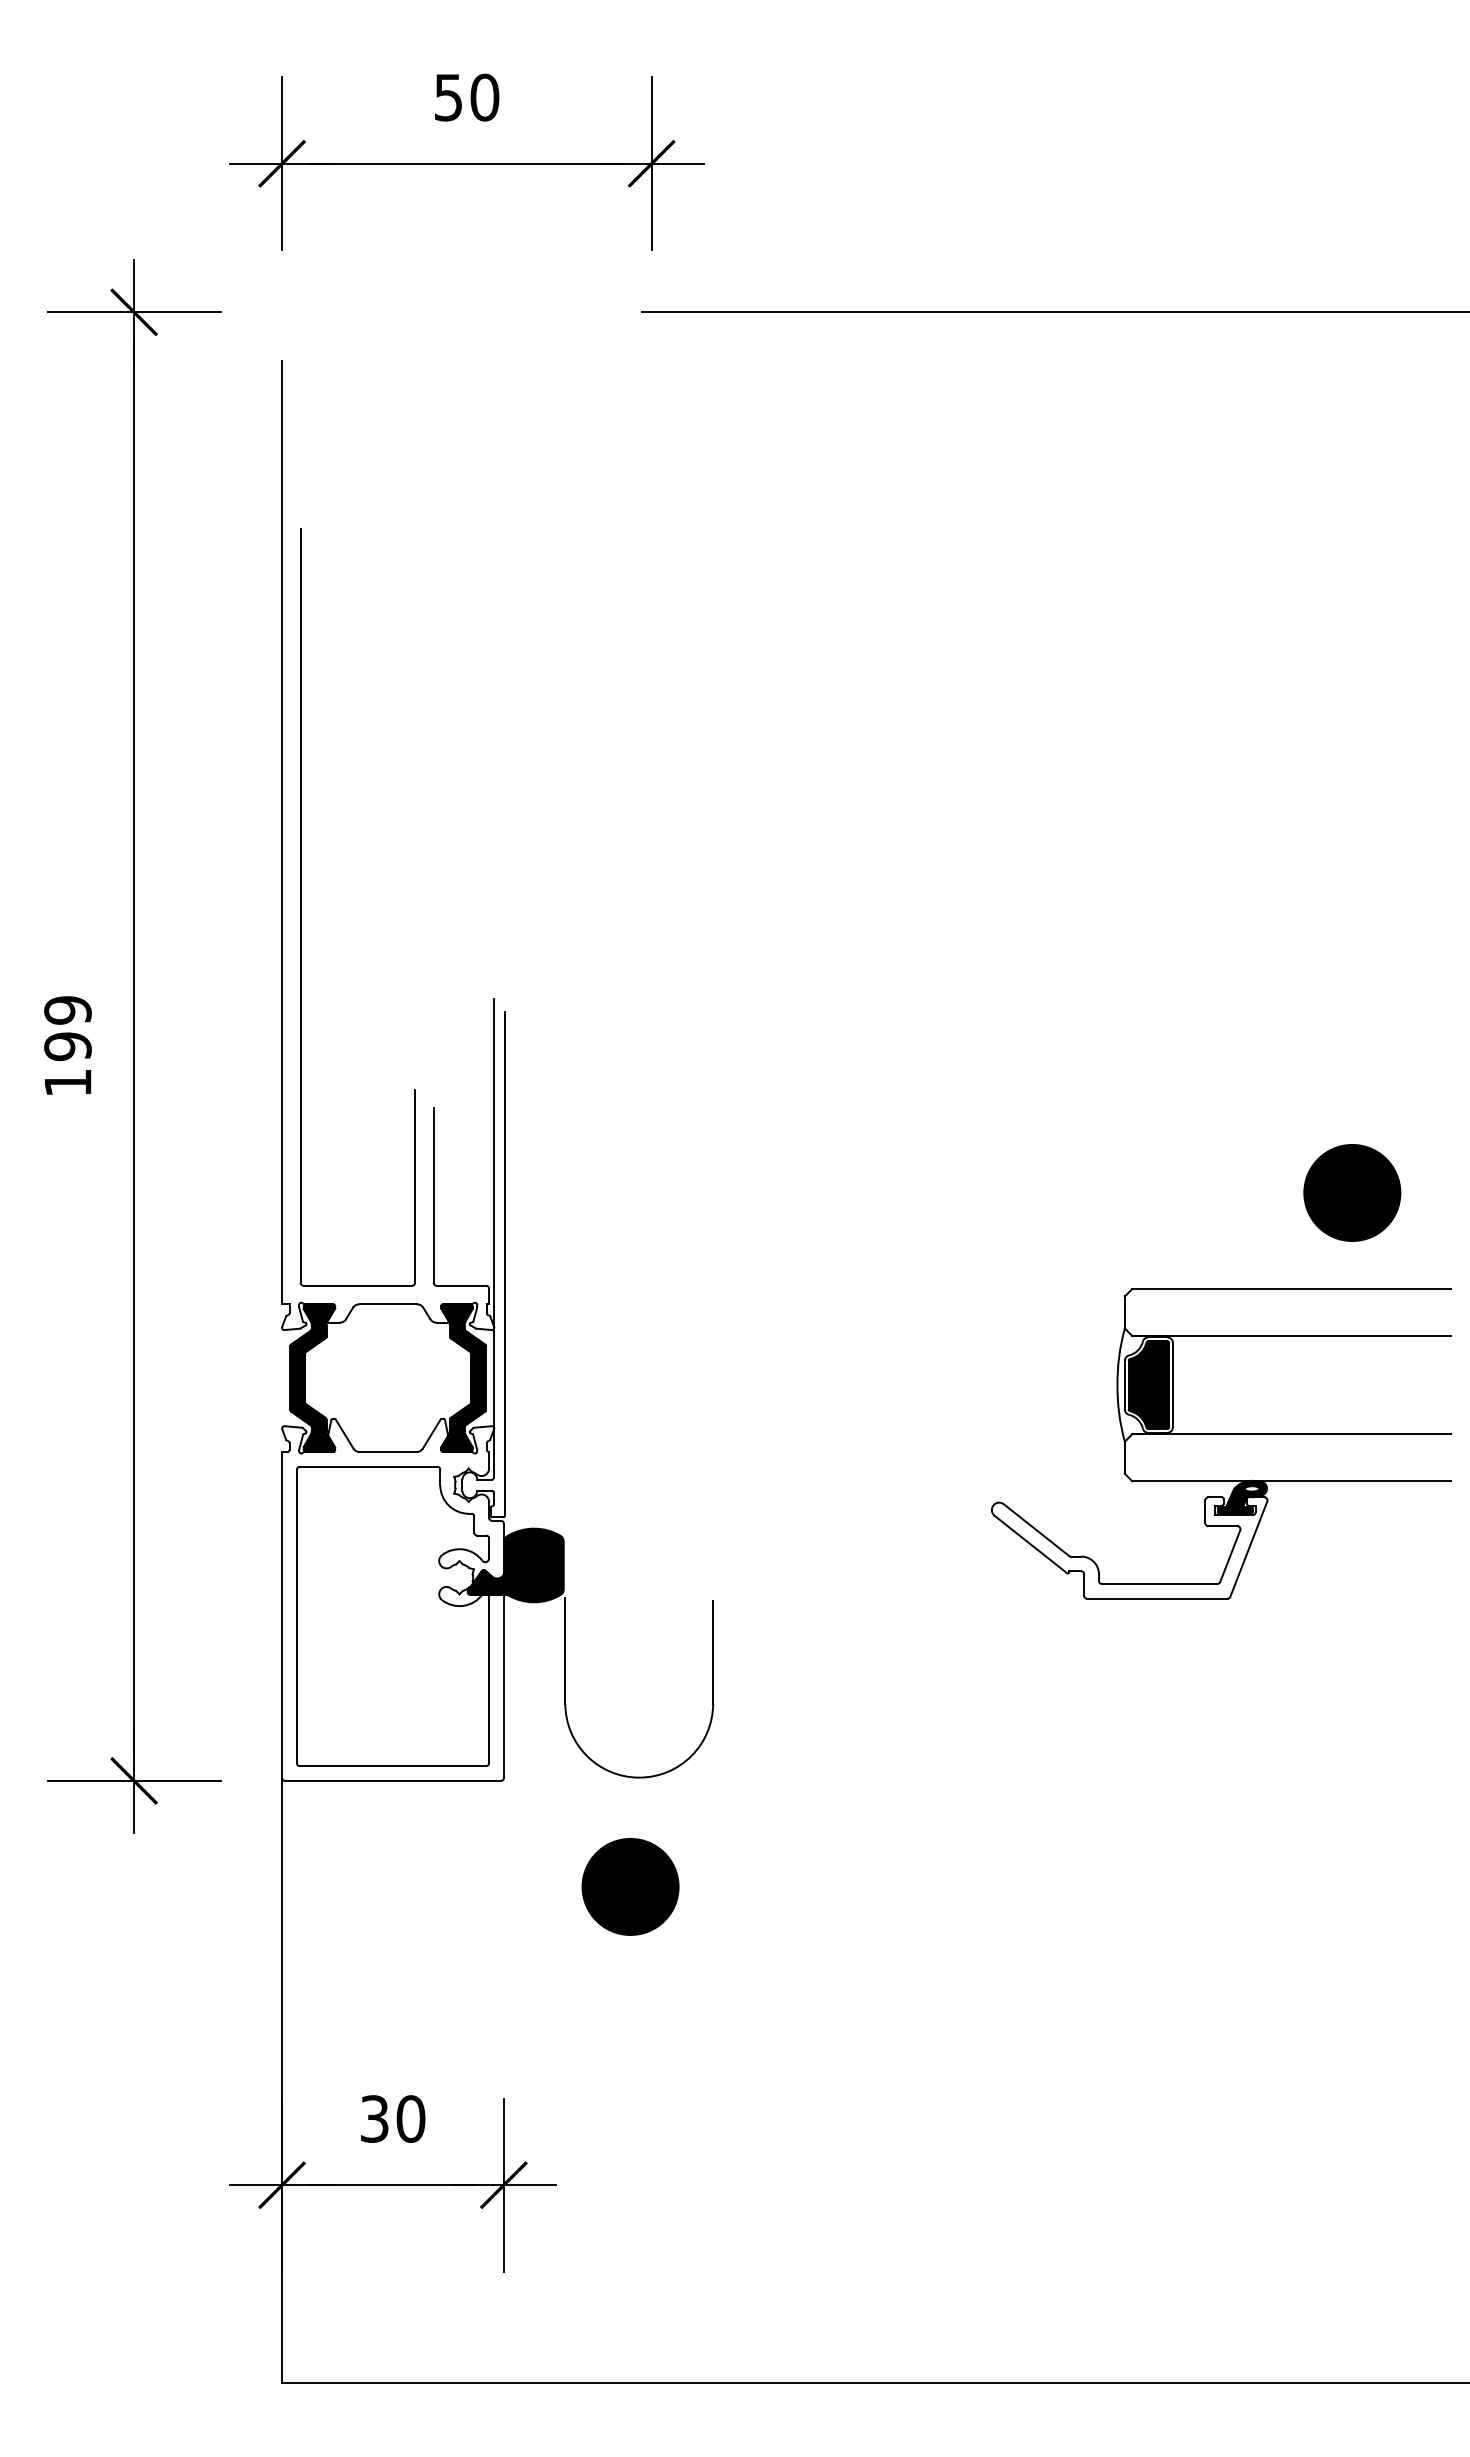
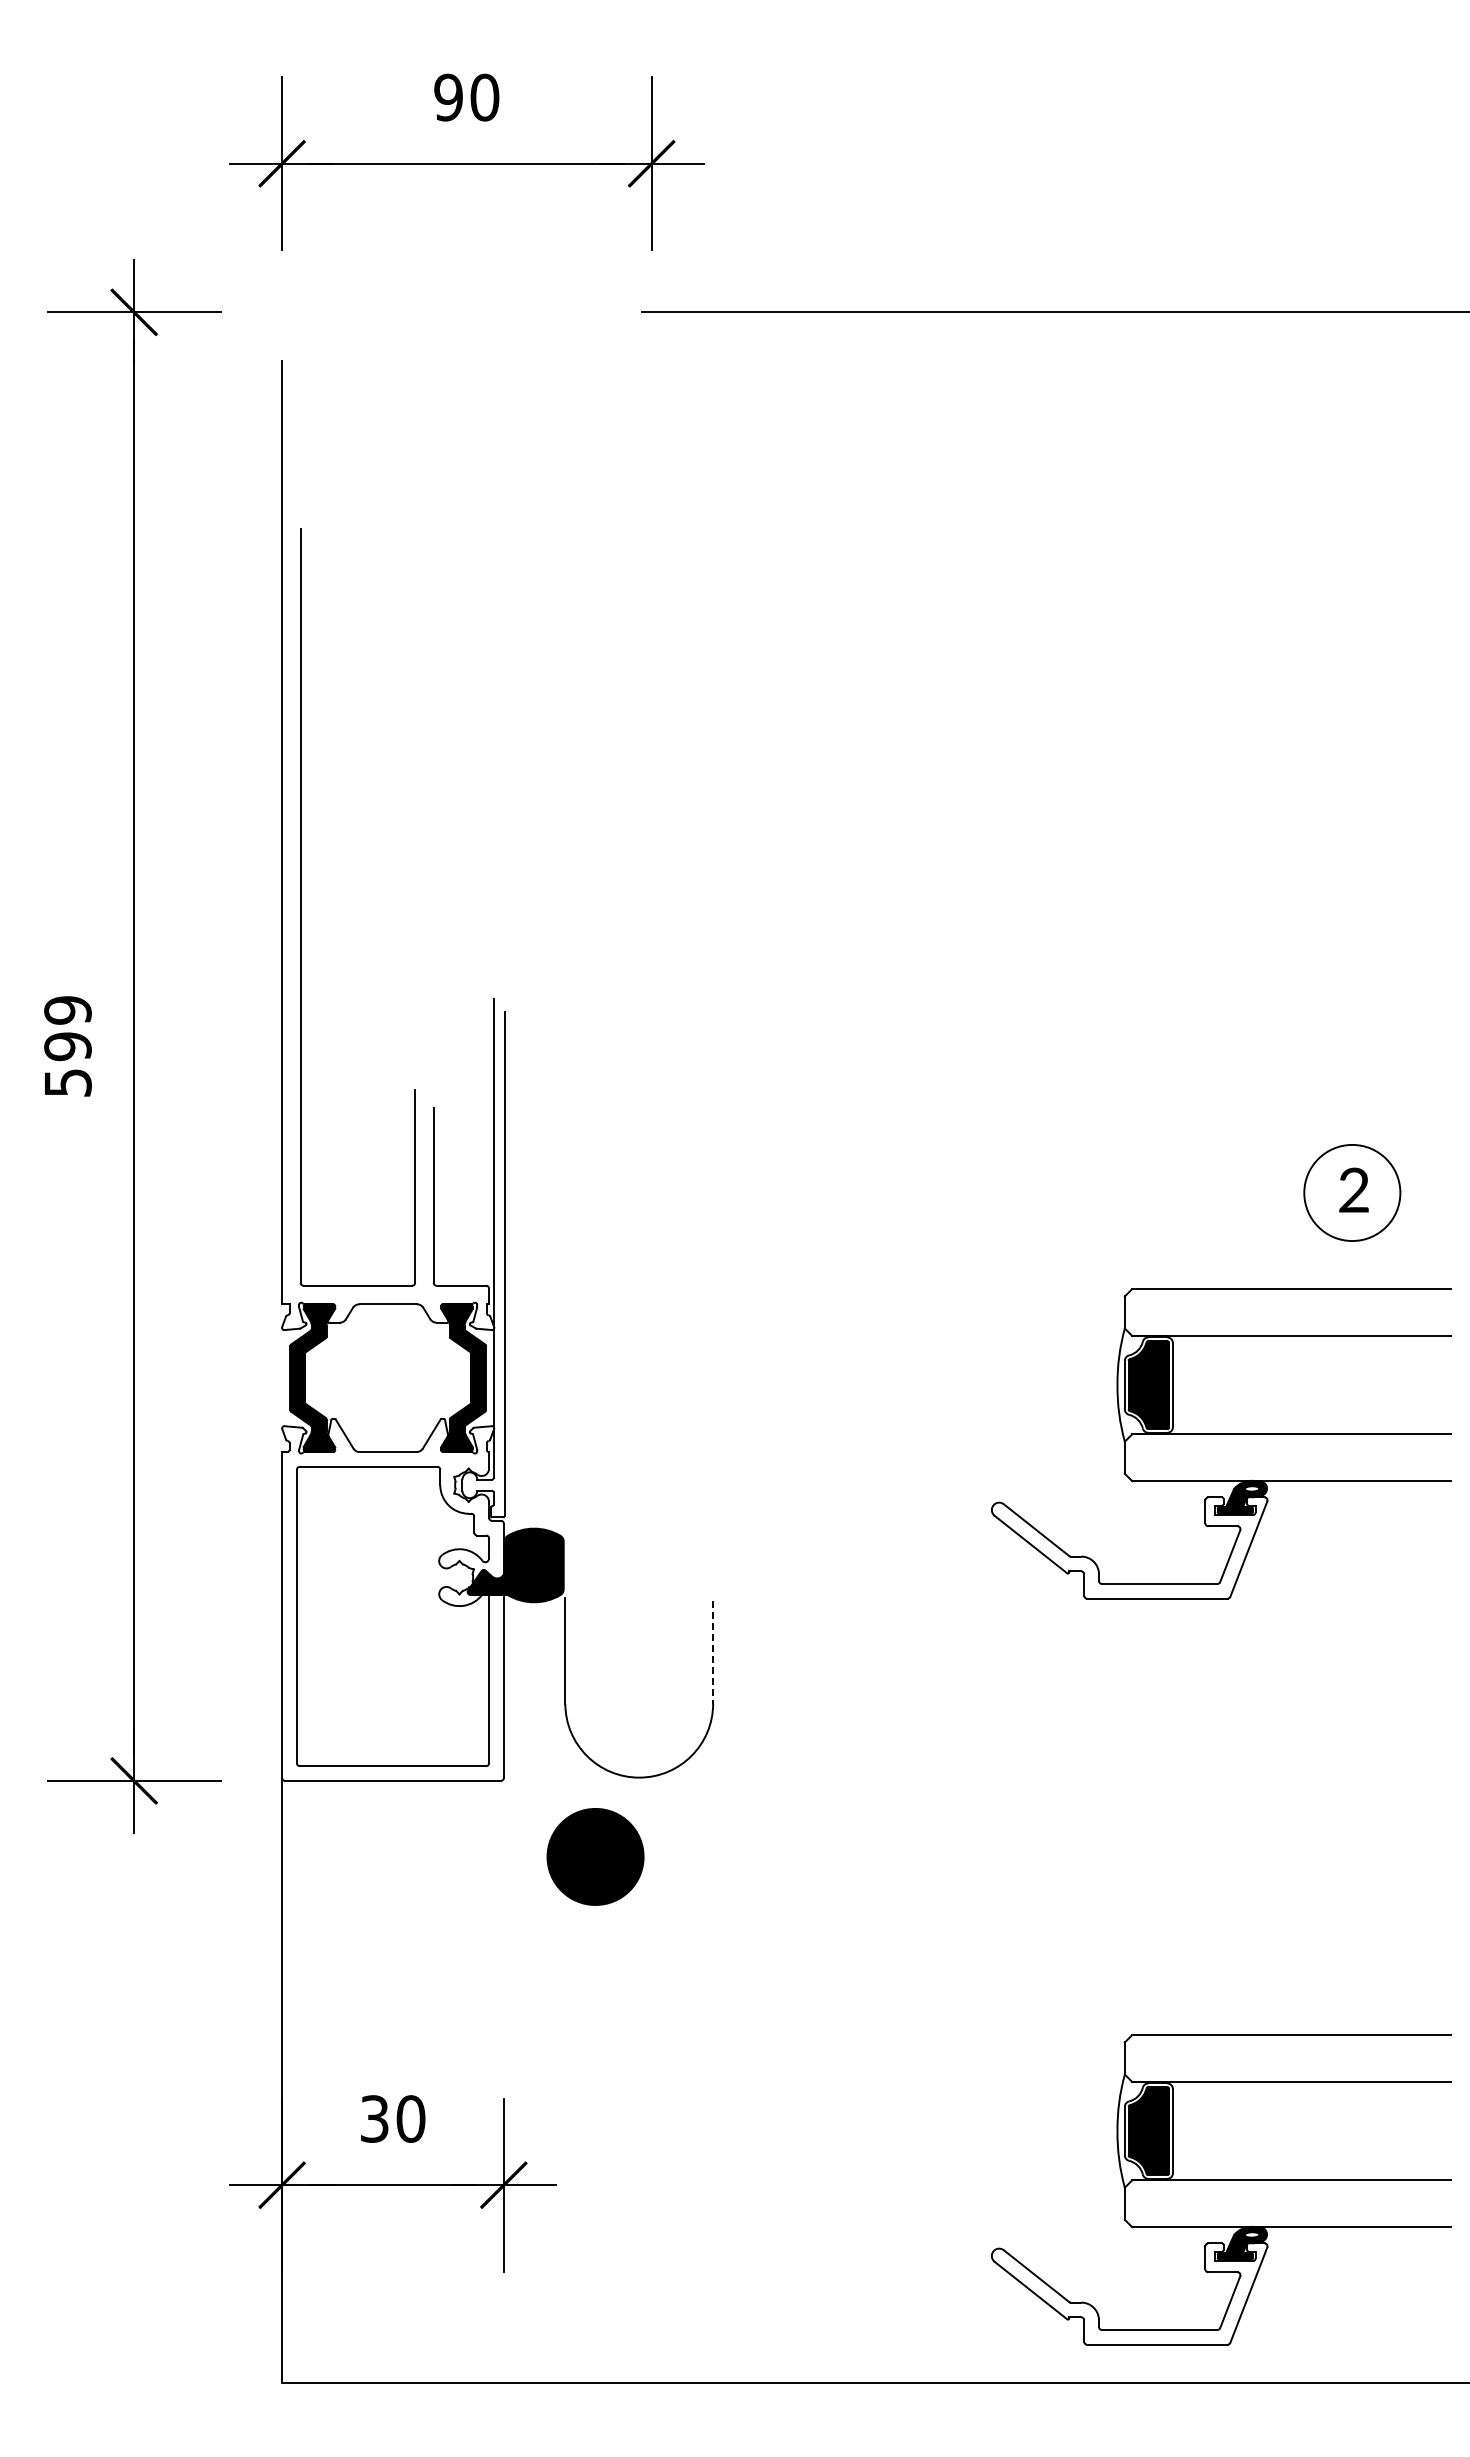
text: 50 -> 90 (448, 97)
text: 199 -> 599 (68, 1082)
fill: present -> none (1352, 1192)
line: solid -> dashed (713, 1653)
part position: (630, 1886) -> (595, 1856) (595, 1856)
part: none -> present (1221, 2180)
